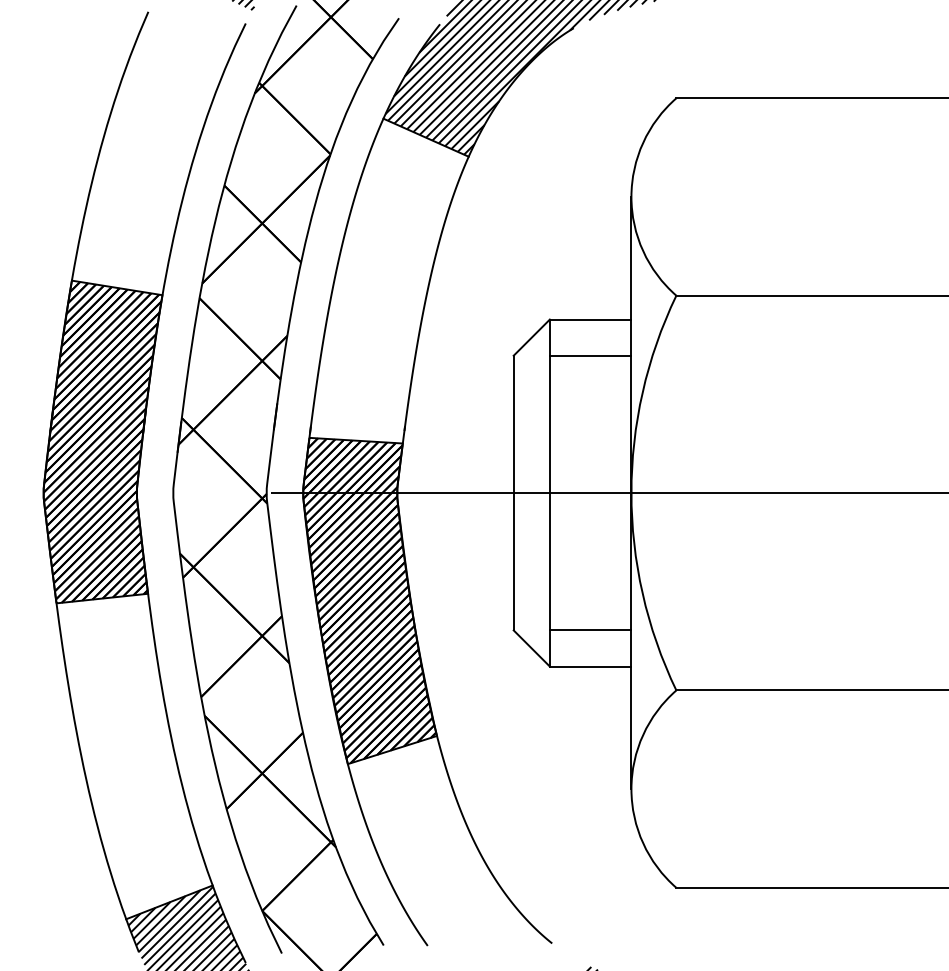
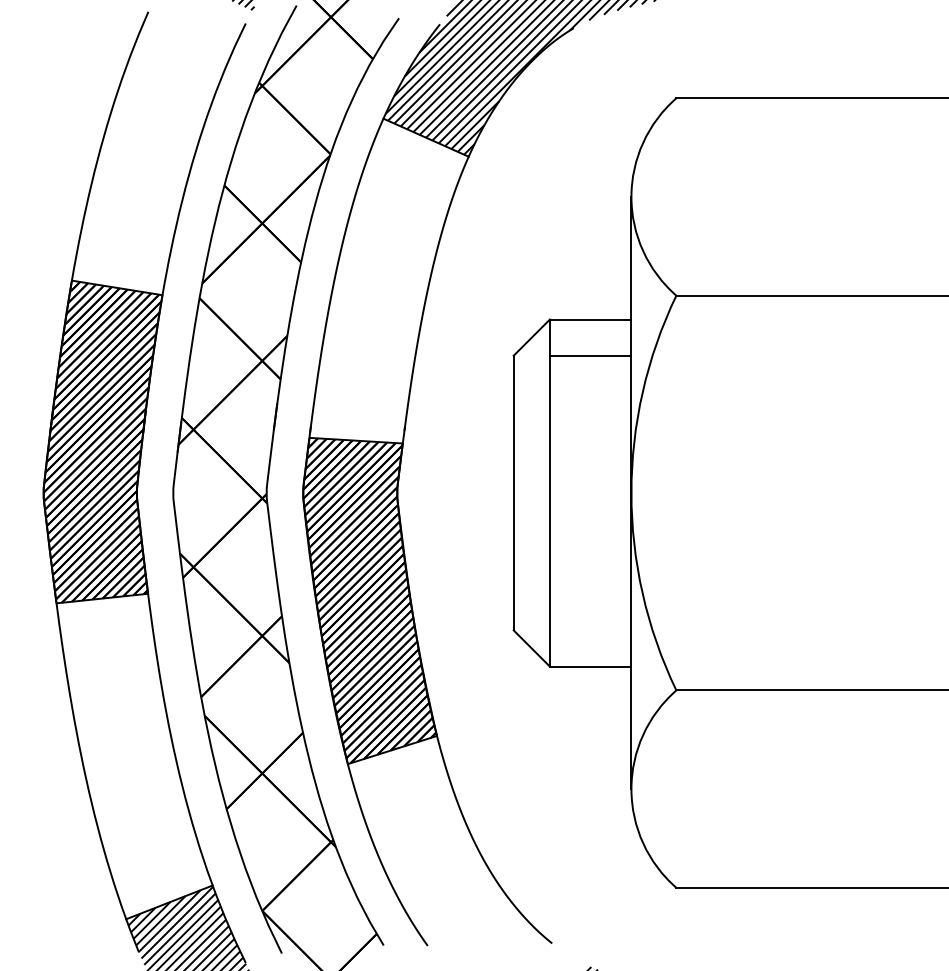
line: present -> none (608, 493)
line: present -> none (590, 630)
